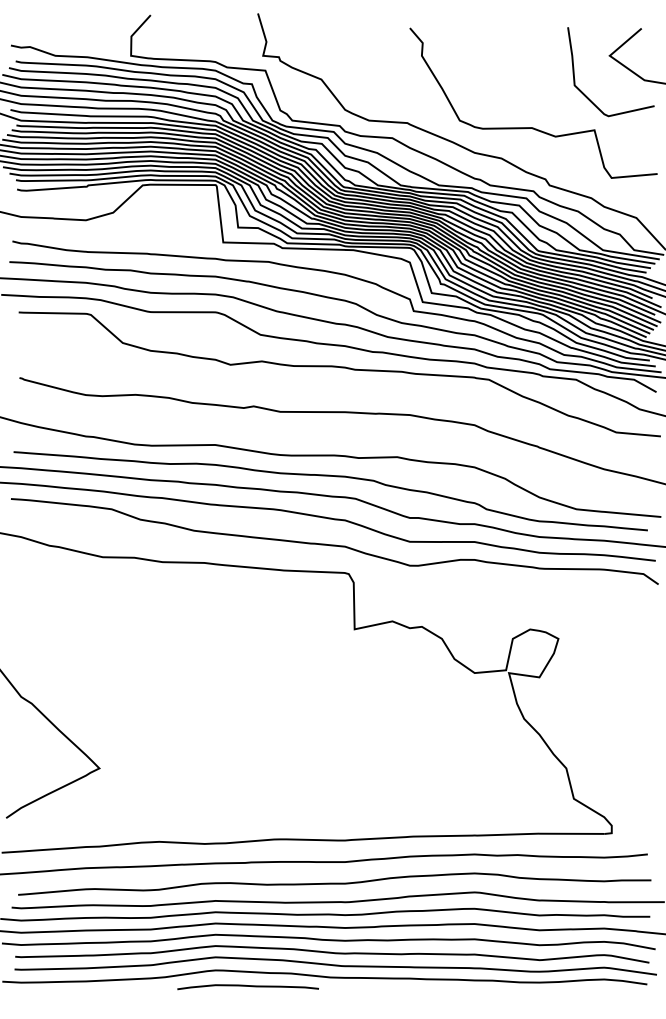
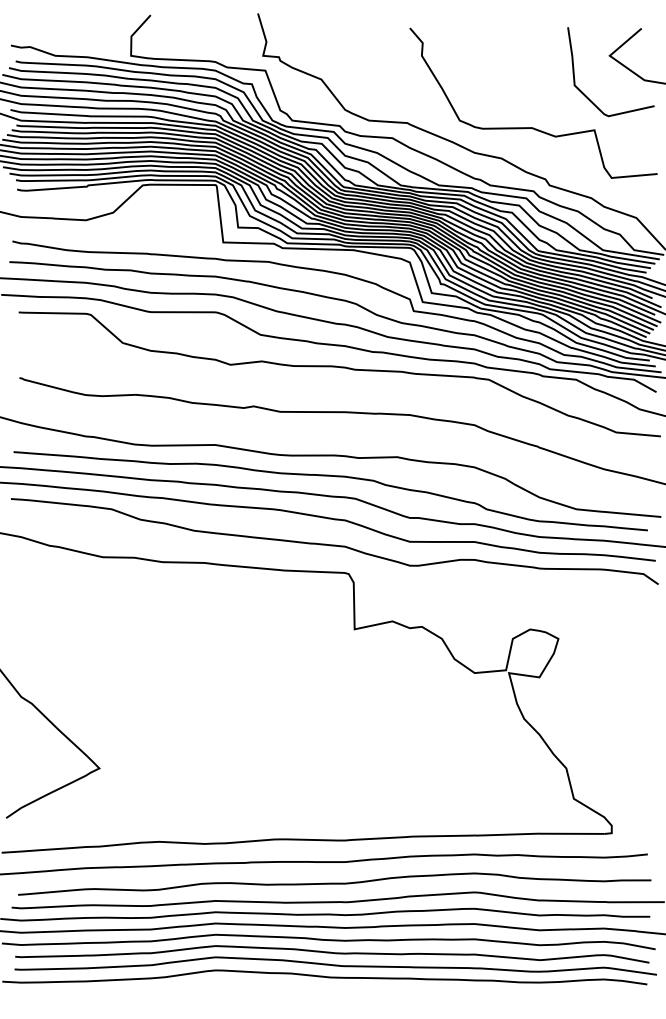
curve: present -> none (247, 986)
